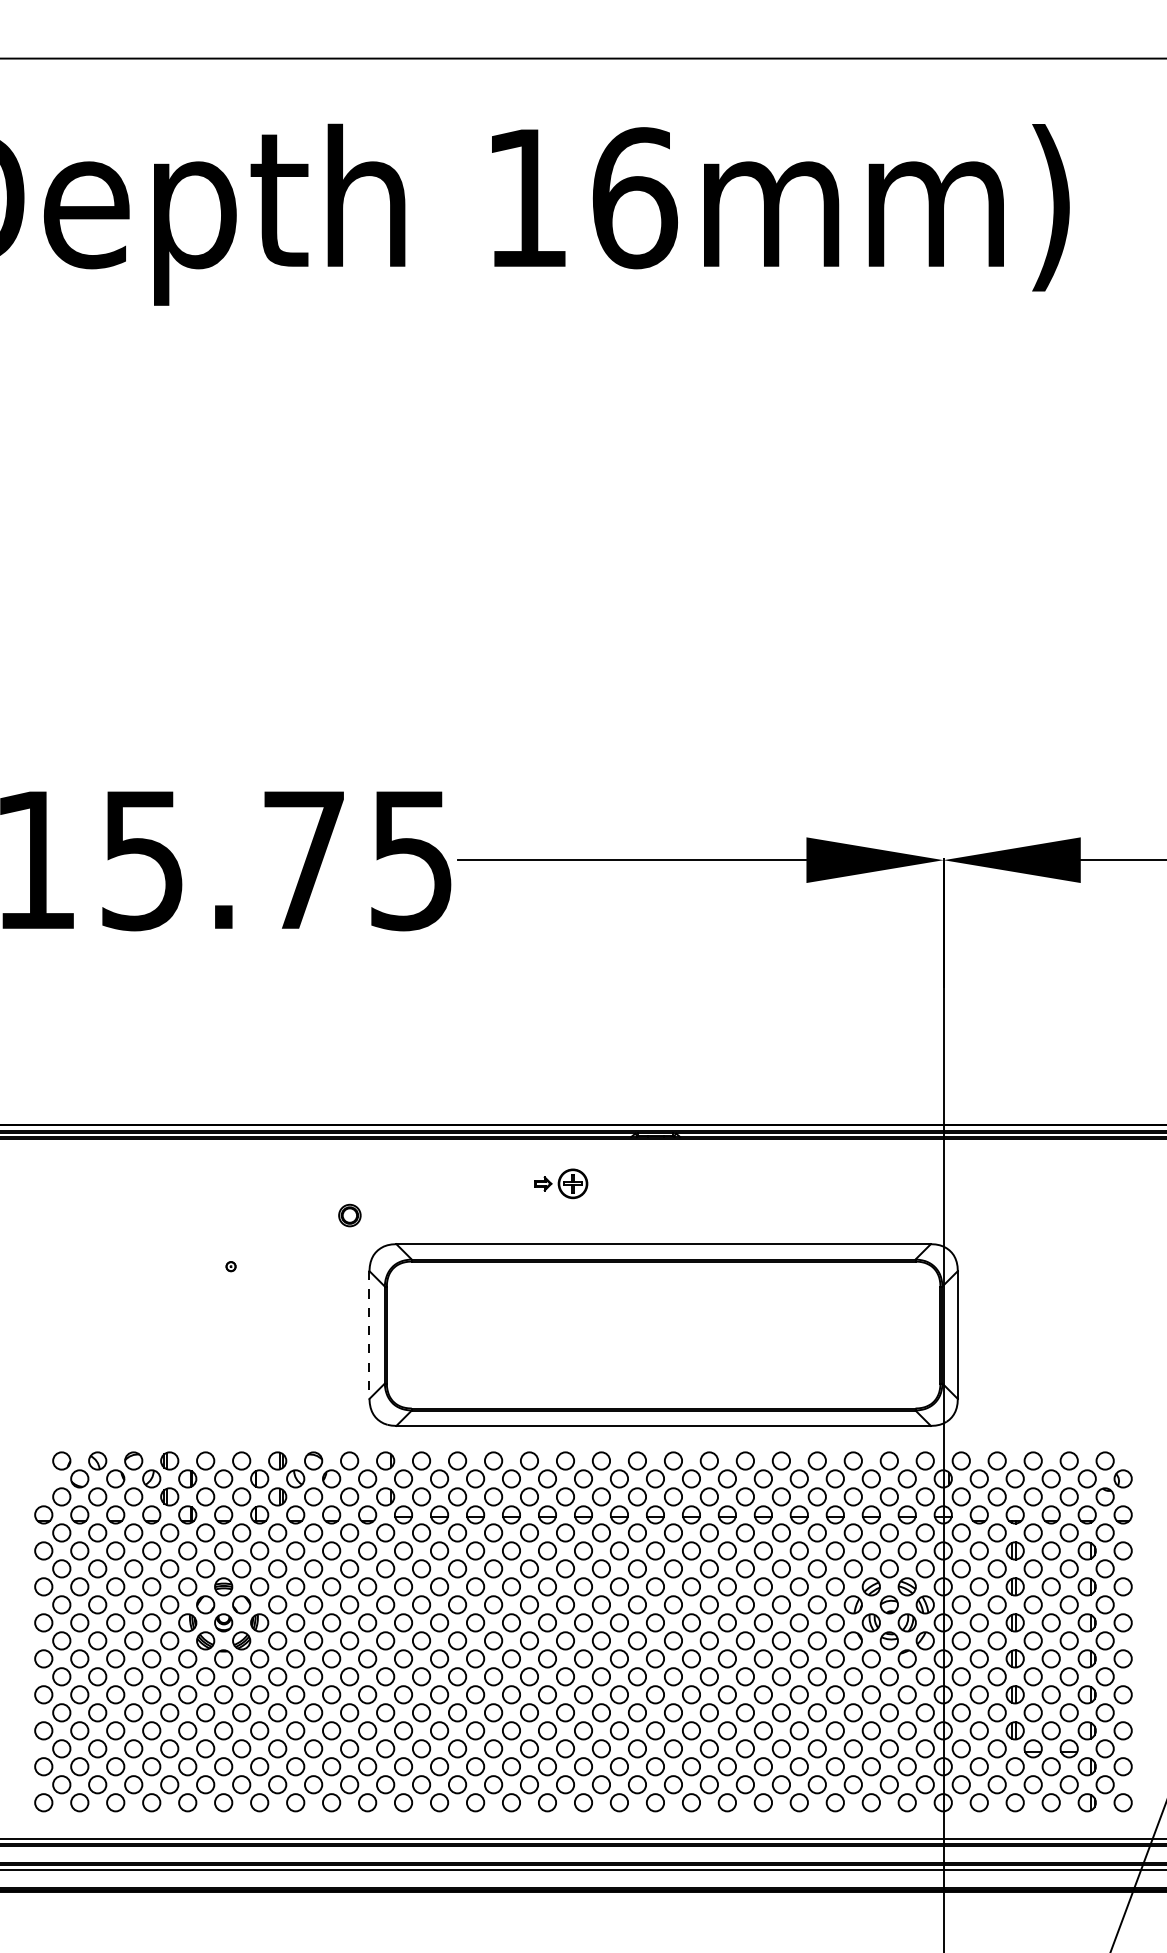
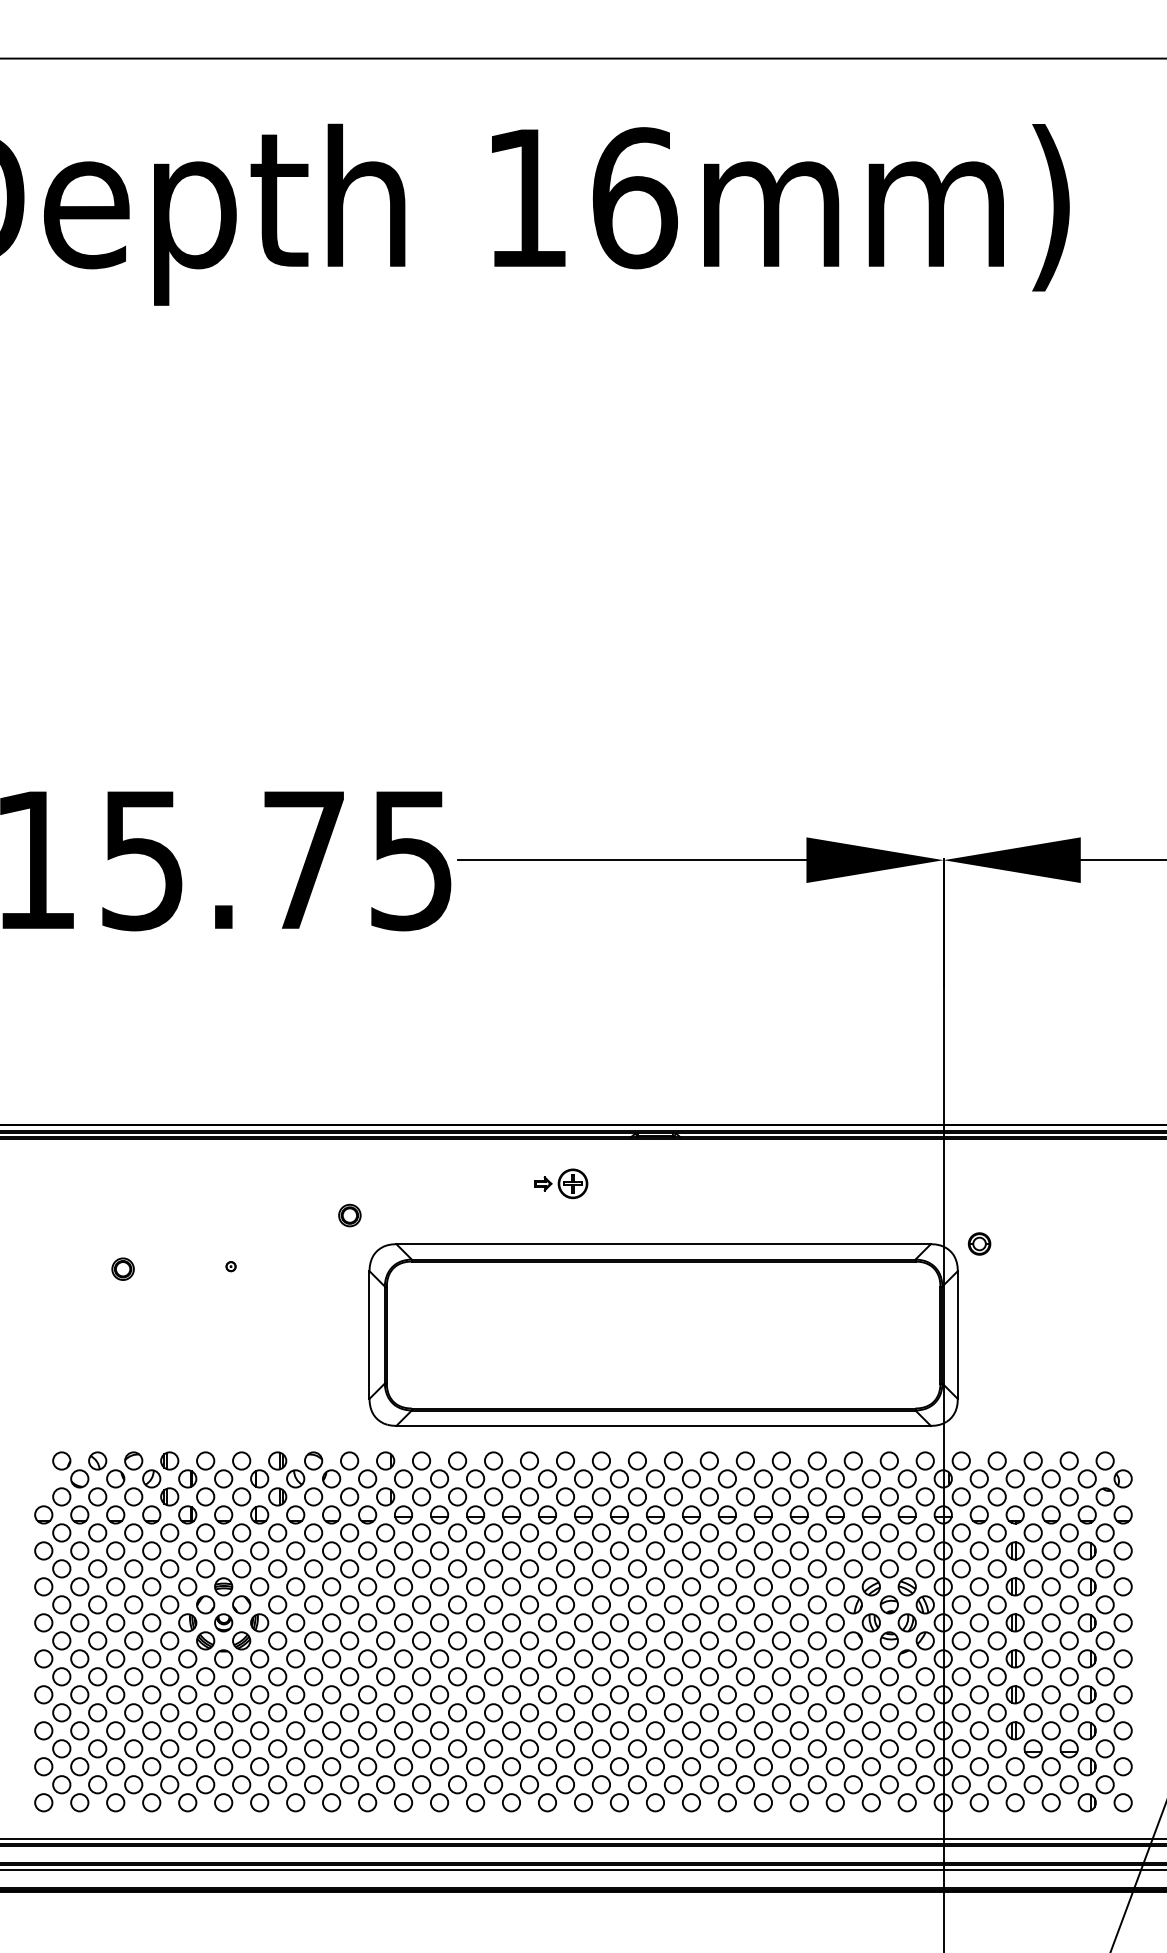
part: none -> present (979, 1243)
part: none -> present (122, 1268)
line: dashed -> solid (369, 1335)
